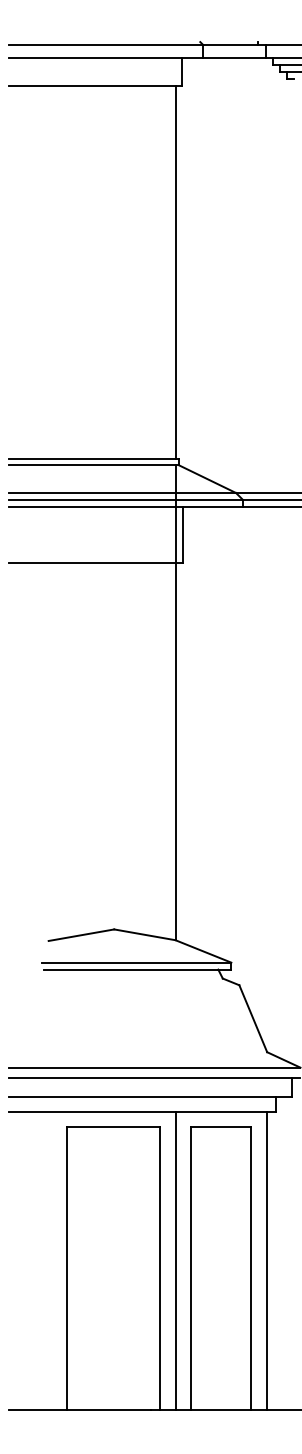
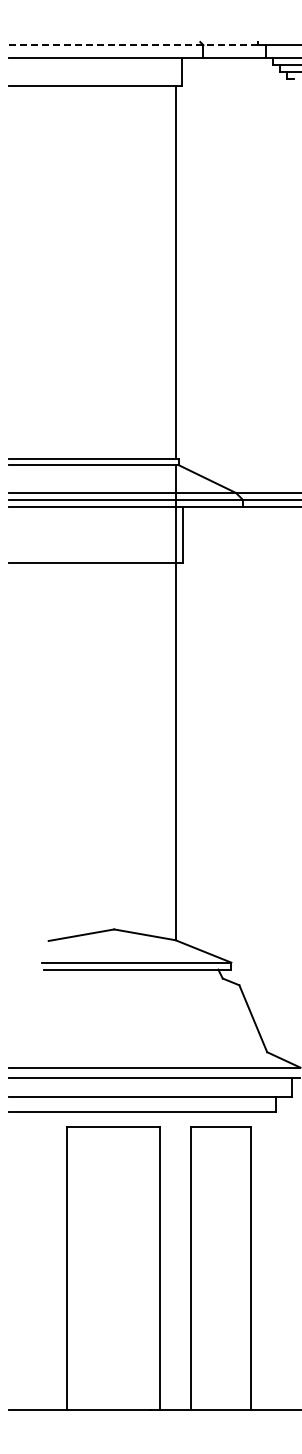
line: solid -> dashed (132, 45)
line: present -> none (175, 1260)
line: present -> none (266, 1260)
